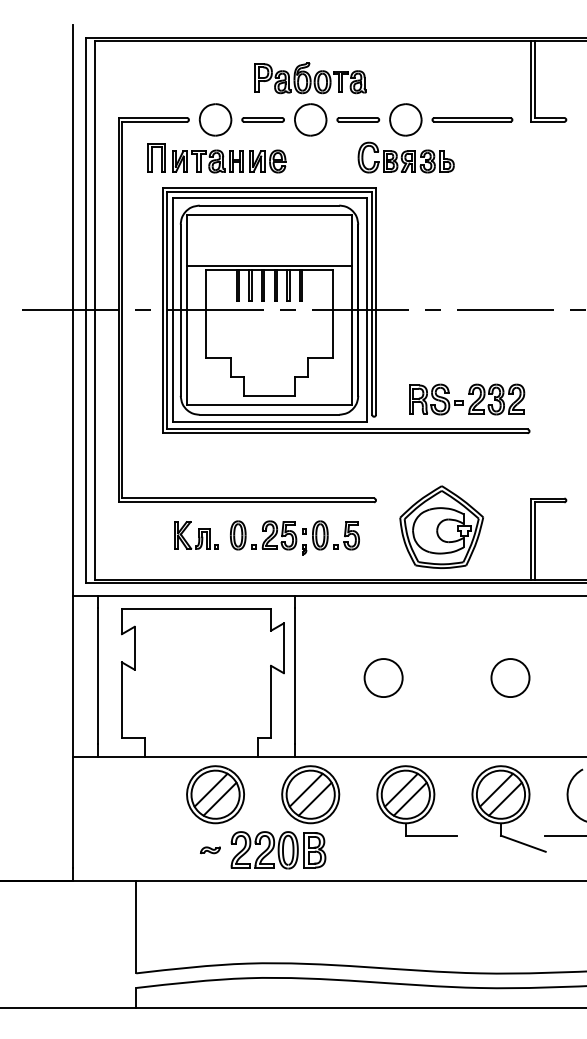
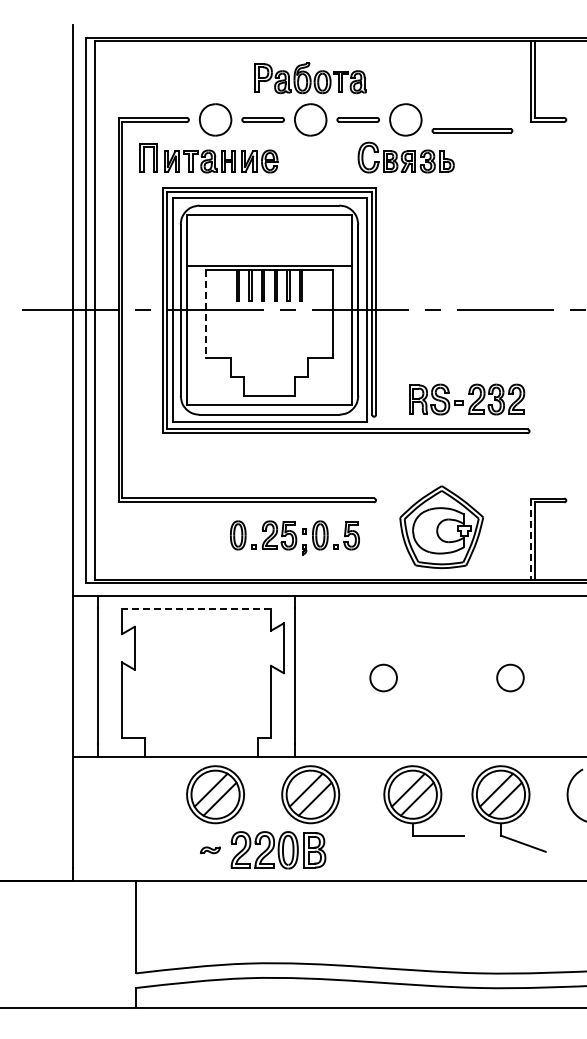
part position: (472, 119) -> (472, 130) (472, 130)
part position: (216, 158) -> (208, 158) (208, 158)
line: solid -> dashed (206, 314)
part: present -> none (196, 535)
line: solid -> dashed (530, 539)
line: solid -> dashed (196, 609)
circle diameter: 38 px -> 27 px (383, 677)
circle diameter: 38 px -> 27 px (510, 677)
part position: (416, 800) -> (423, 800) (423, 800)
line: present -> none (564, 835)
